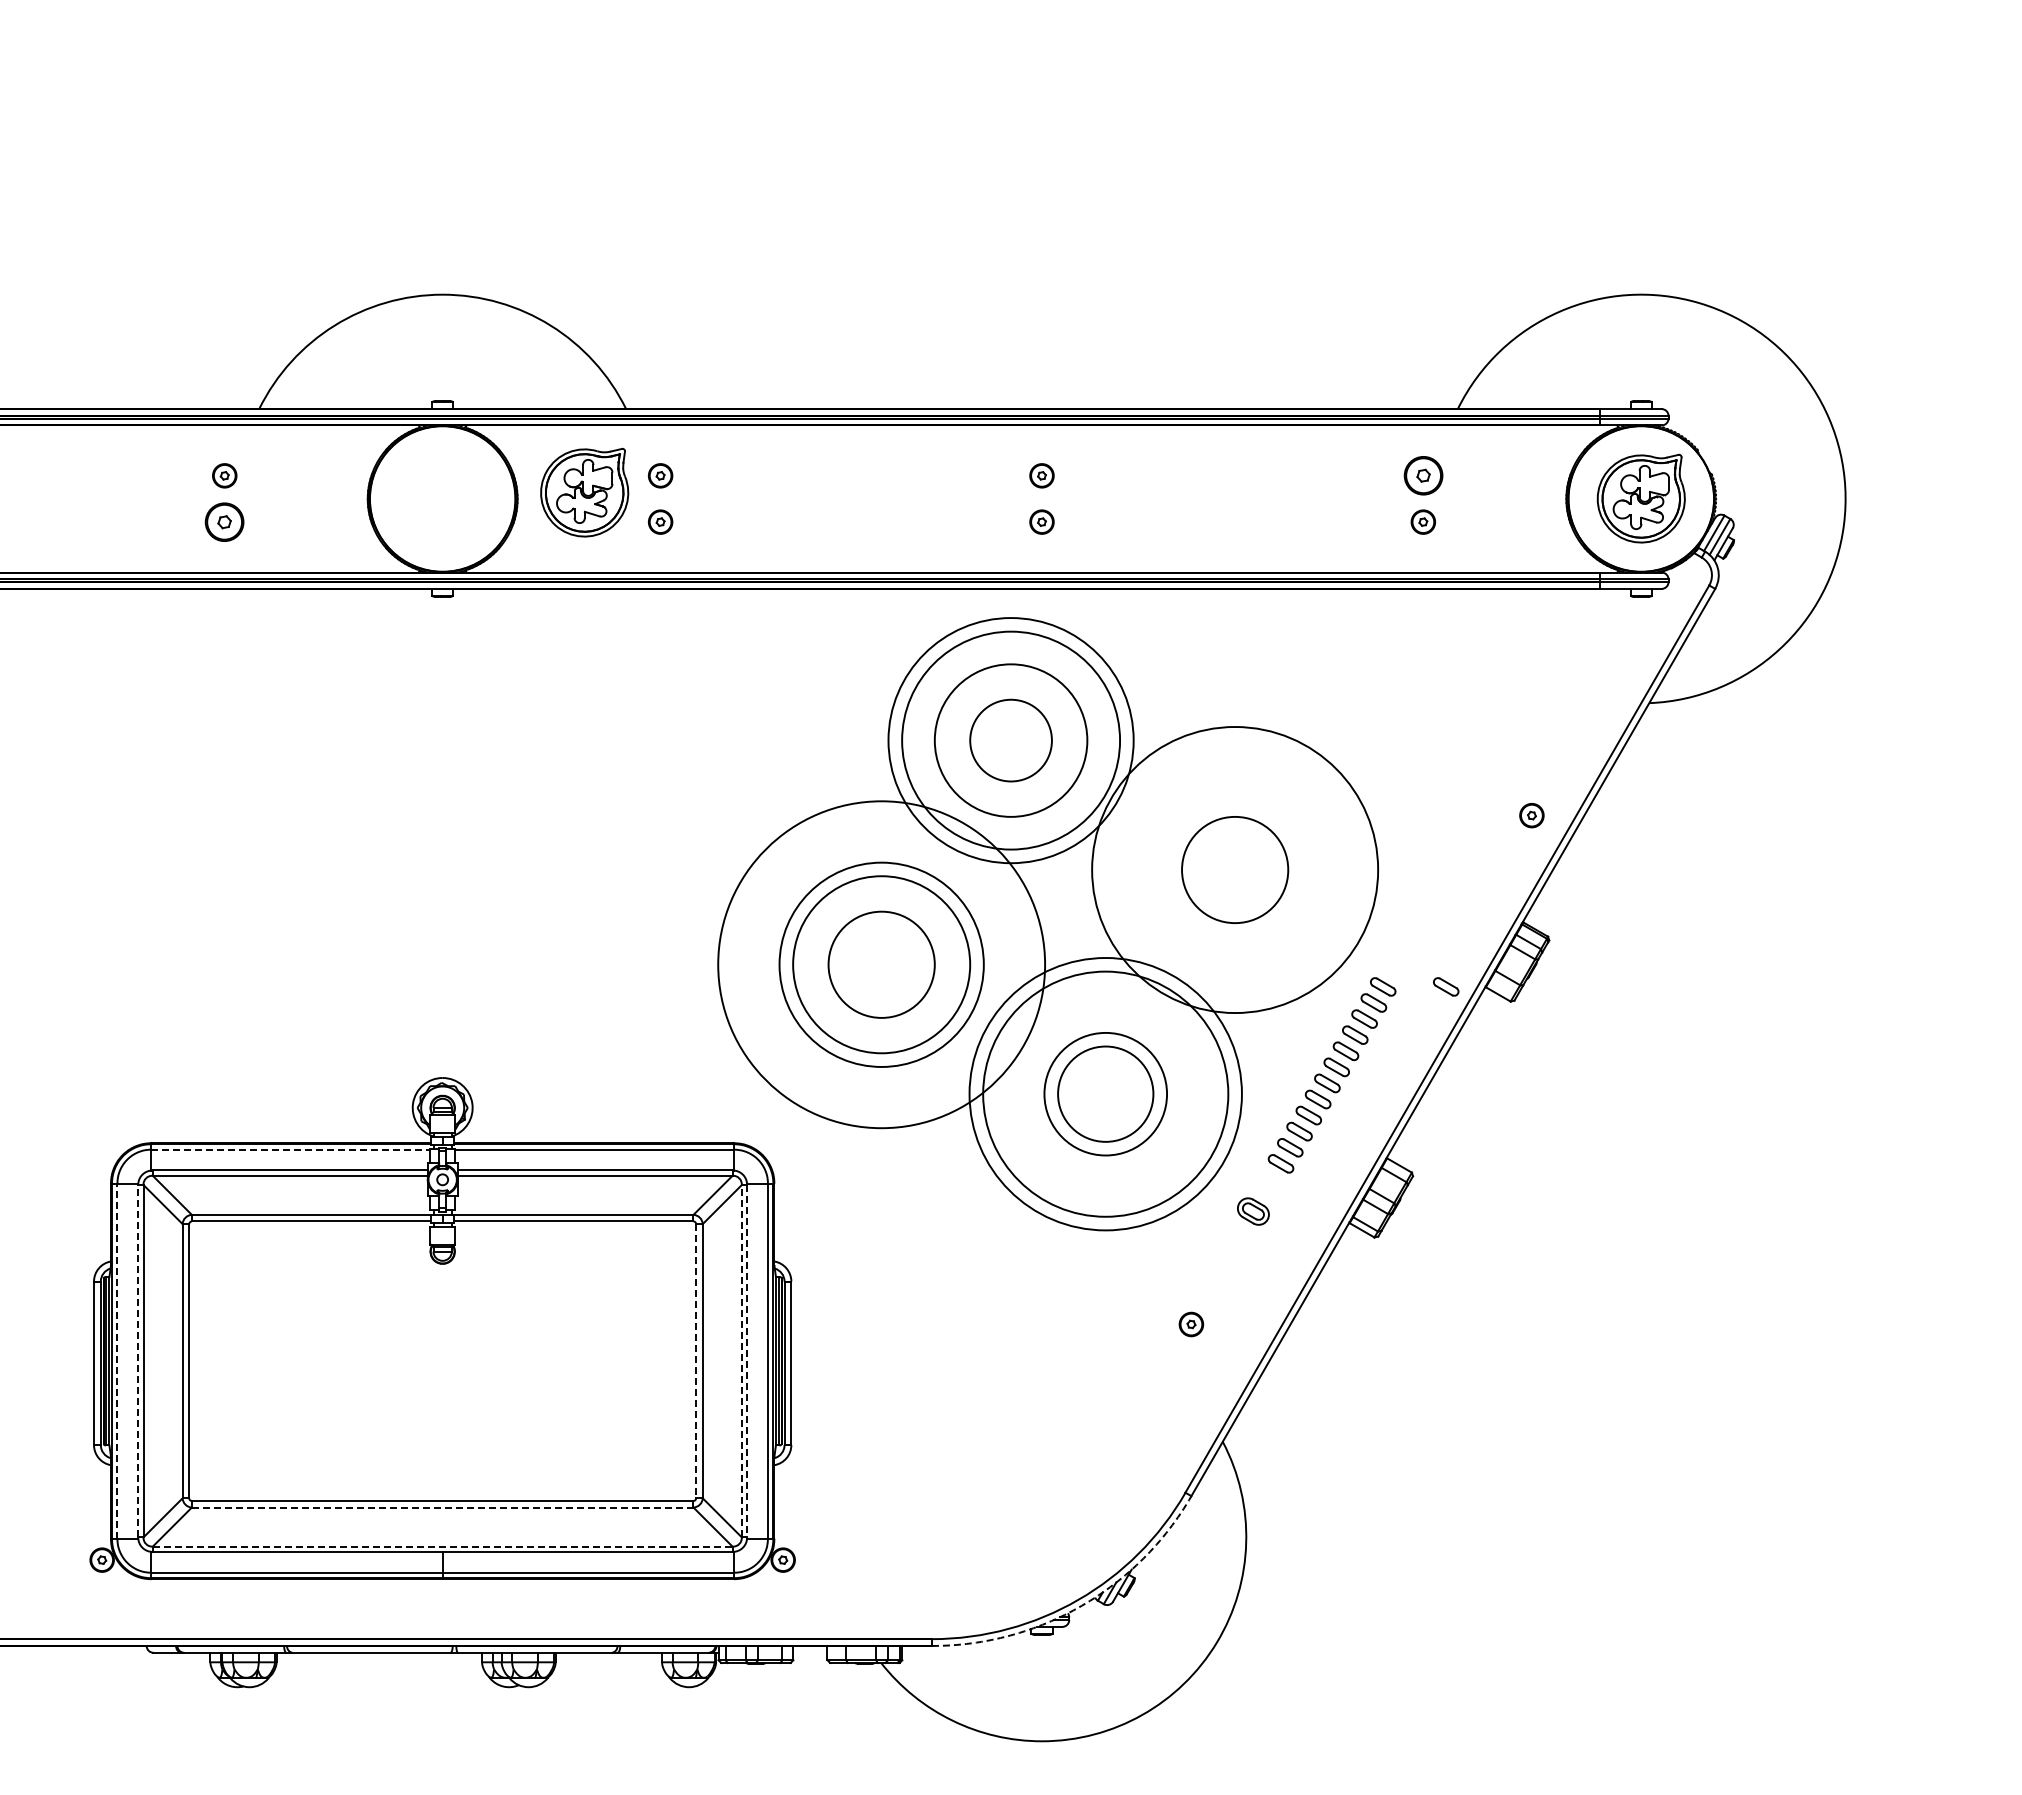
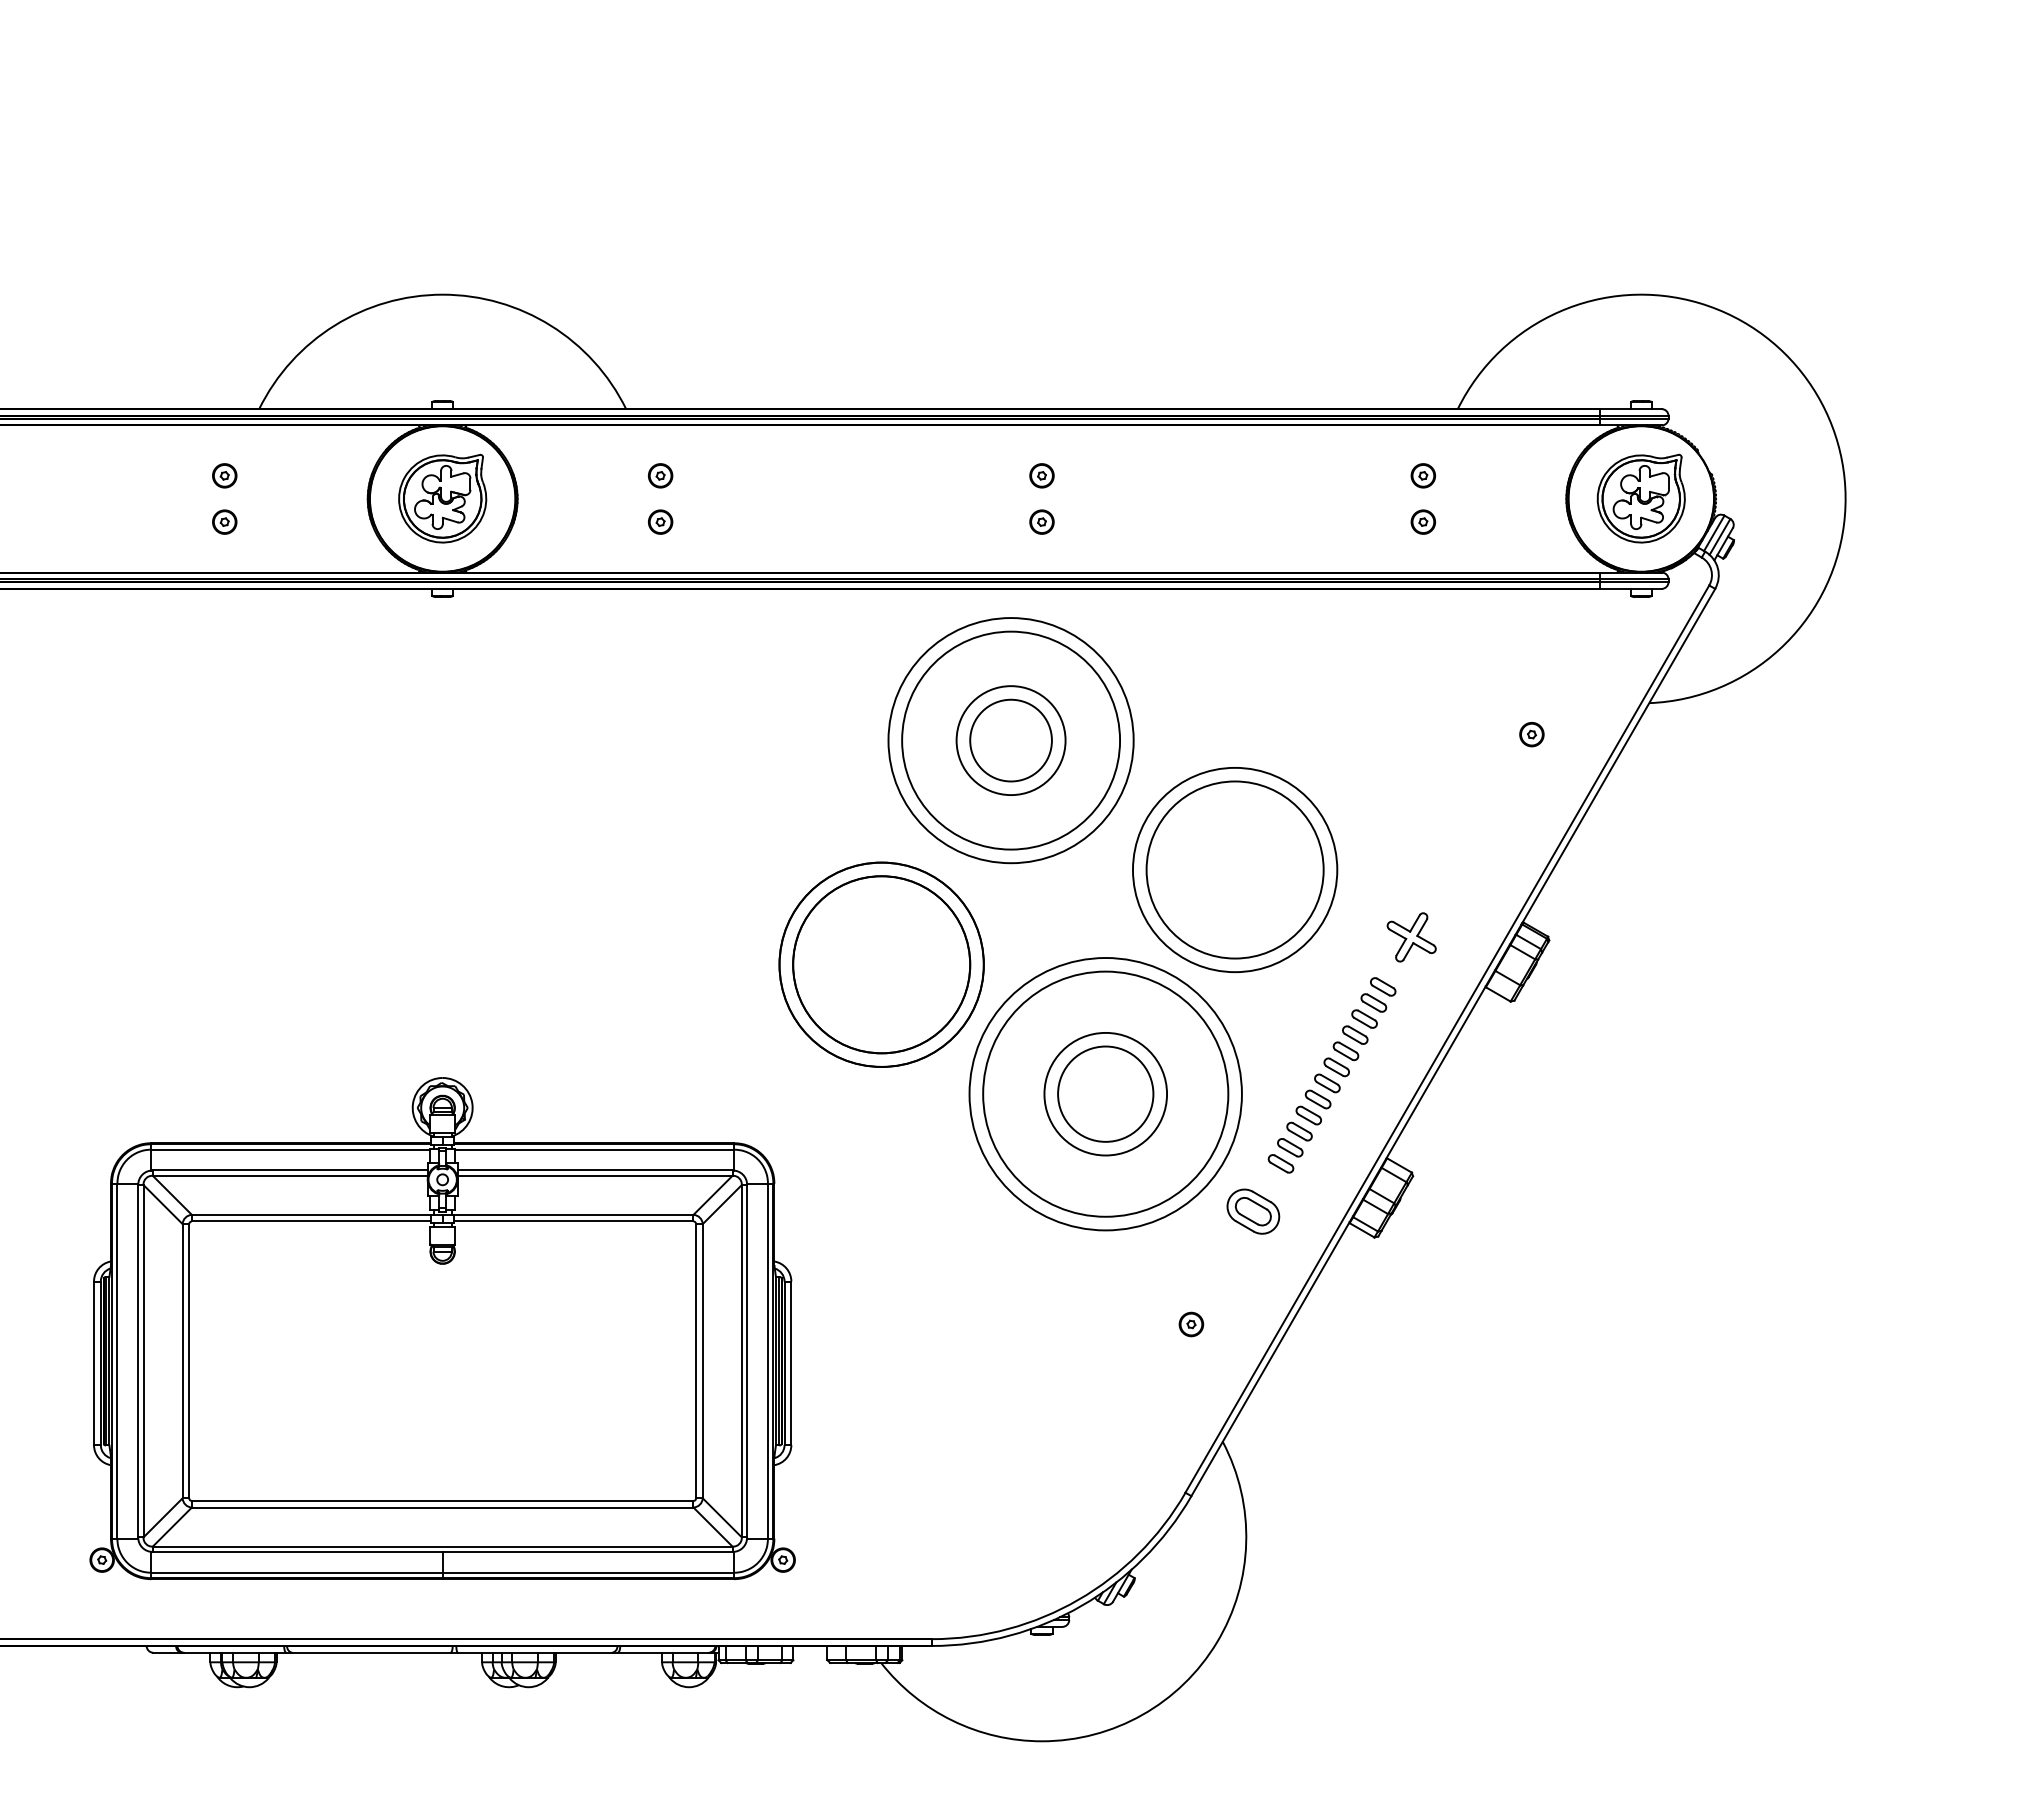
part size: 41x40 px -> 26x26 px (1422, 475)
part position: (584, 492) -> (442, 498) (442, 498)
part size: 41x40 px -> 26x26 px (224, 521)
circle diameter: 153 px -> 109 px (1010, 740)
part position: (1531, 815) -> (1531, 734) (1531, 734)
circle diameter: 106 px -> 177 px (1234, 869)
circle diameter: 286 px -> 204 px (1234, 869)
part: none -> present (1411, 937)
circle diameter: 106 px -> 177 px (881, 964)
circle diameter: 327 px -> 204 px (881, 964)
part: present -> none (1446, 986)
line: dashed -> solid (291, 1149)
part size: 33x29 px -> 55x47 px (1253, 1211)
line: dashed -> solid (117, 1360)
line: dashed -> solid (138, 1360)
line: dashed -> solid (741, 1360)
line: dashed -> solid (696, 1361)
line: dashed -> solid (747, 1361)
line: dashed -> solid (442, 1507)
line: dashed -> solid (442, 1546)
arc: dashed -> solid (1081, 1605)
